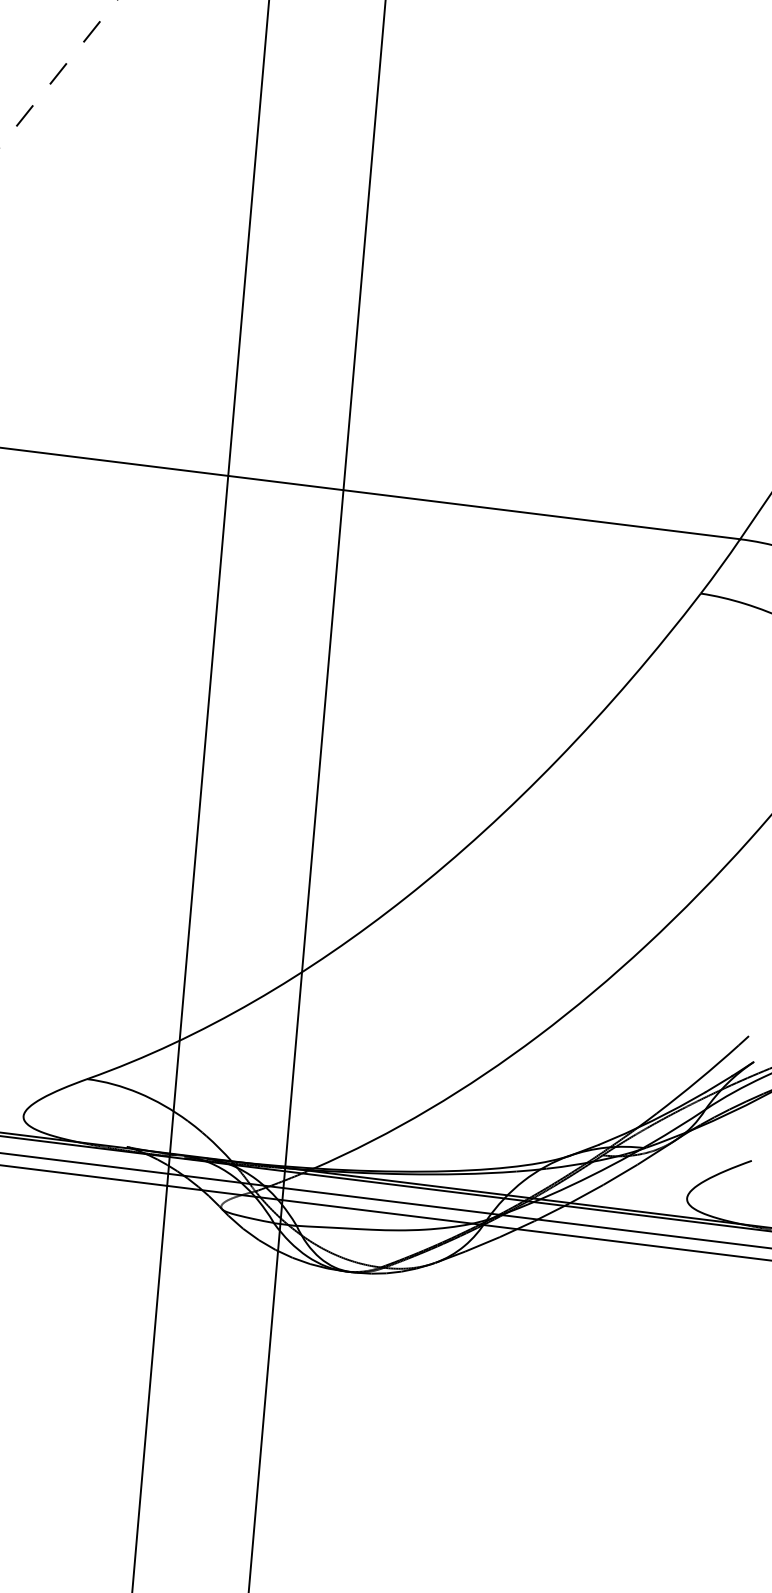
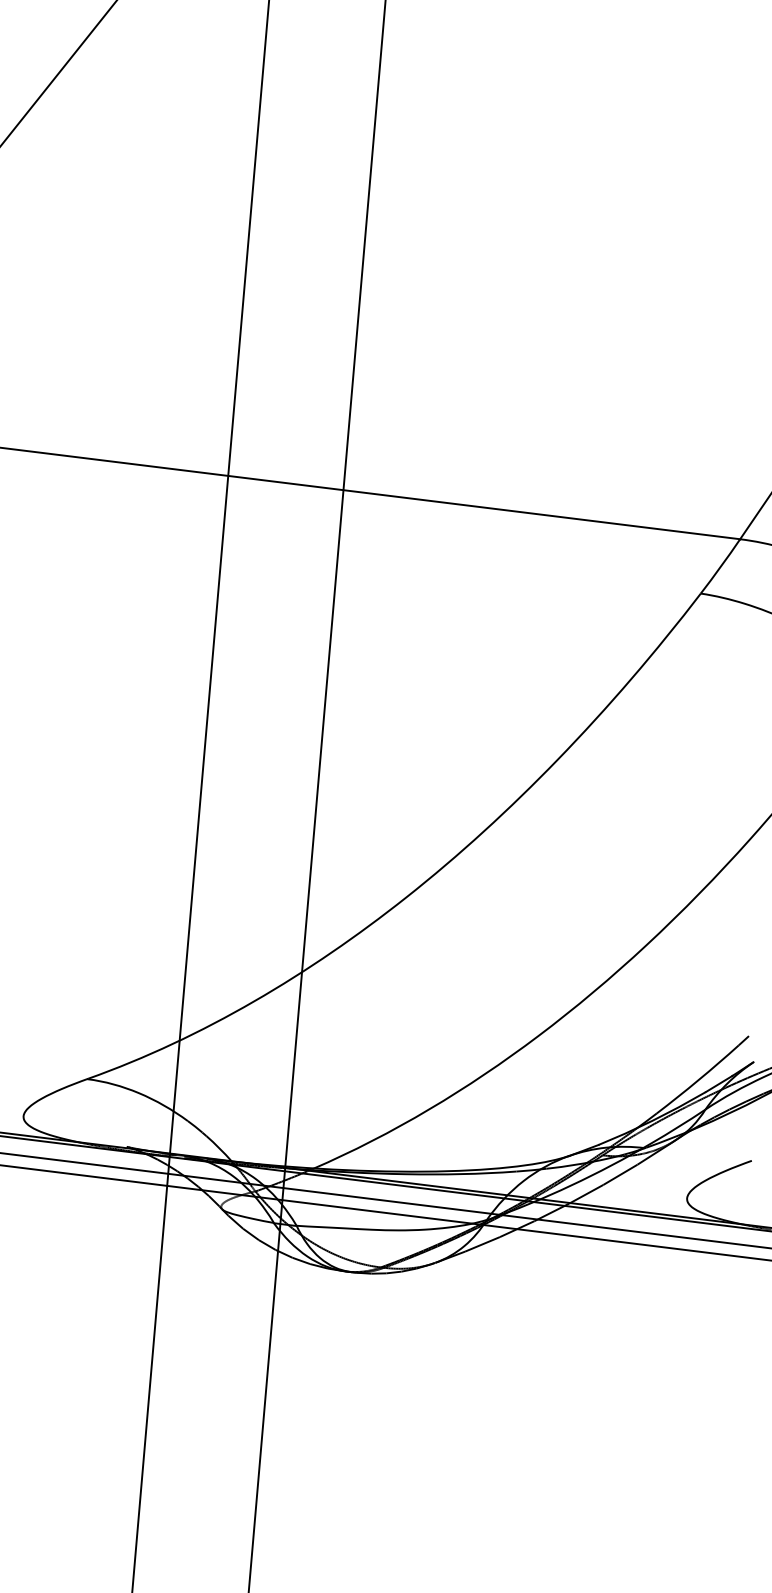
line: dashed -> solid (58, 73)
